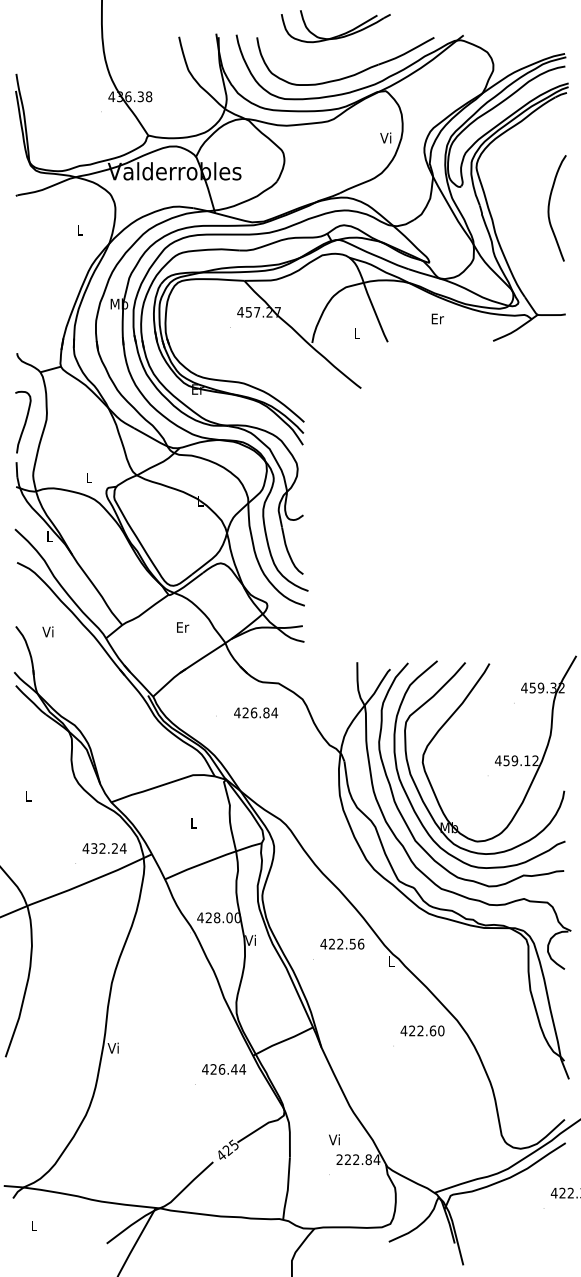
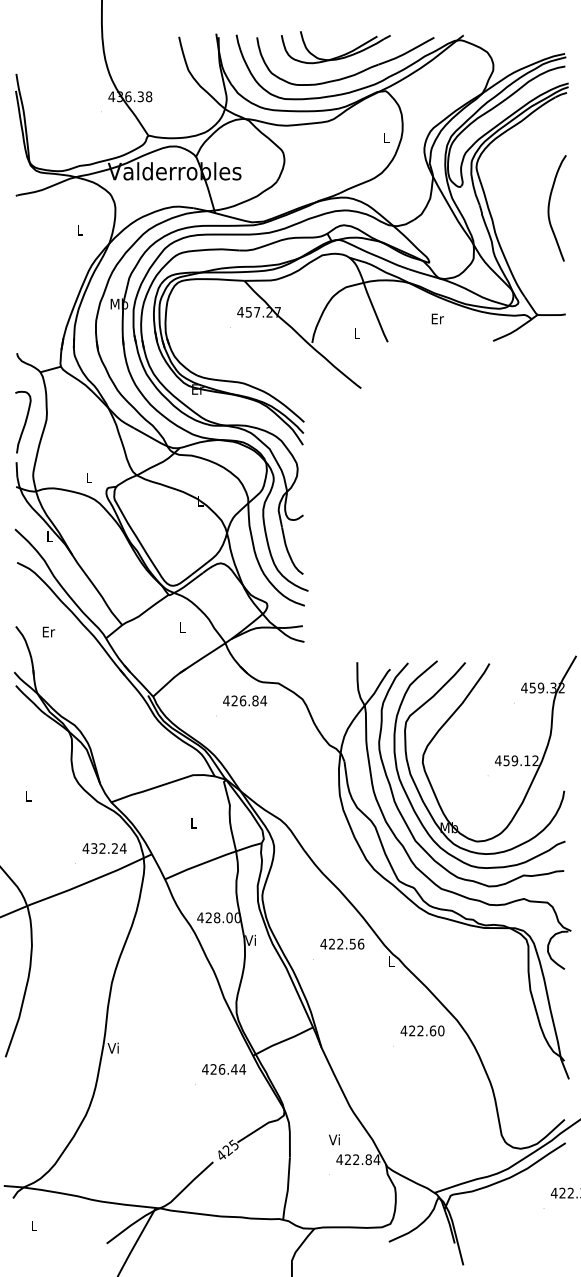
part position: (339, 34) -> (339, 55) (339, 55)
text: Vi -> L (385, 137)
text: Er -> L (183, 627)
text: Vi -> Er (48, 631)
text position: (256, 712) -> (245, 700) (245, 700)
text: 222.84 -> 422.84 (339, 1159)
